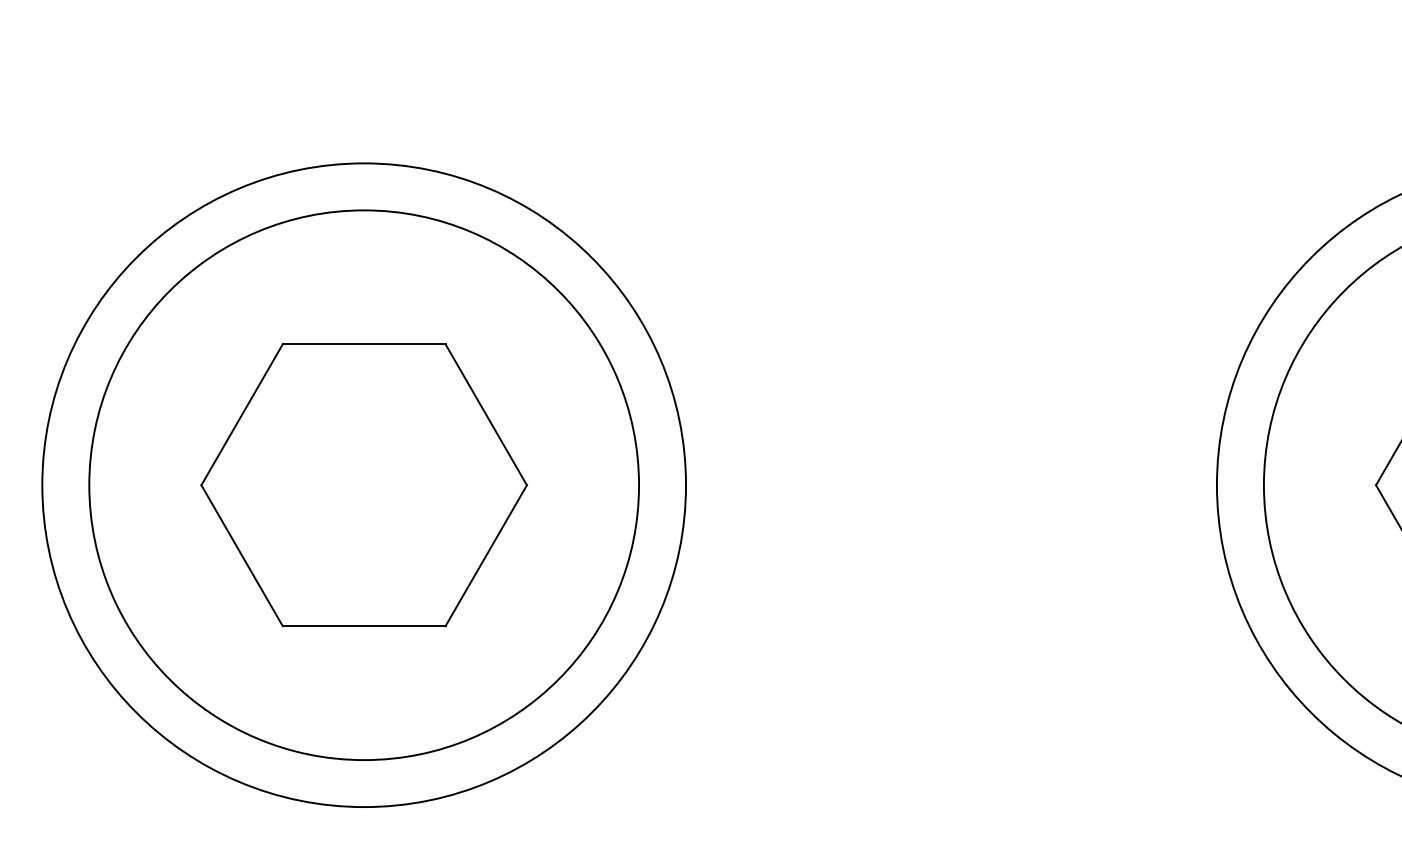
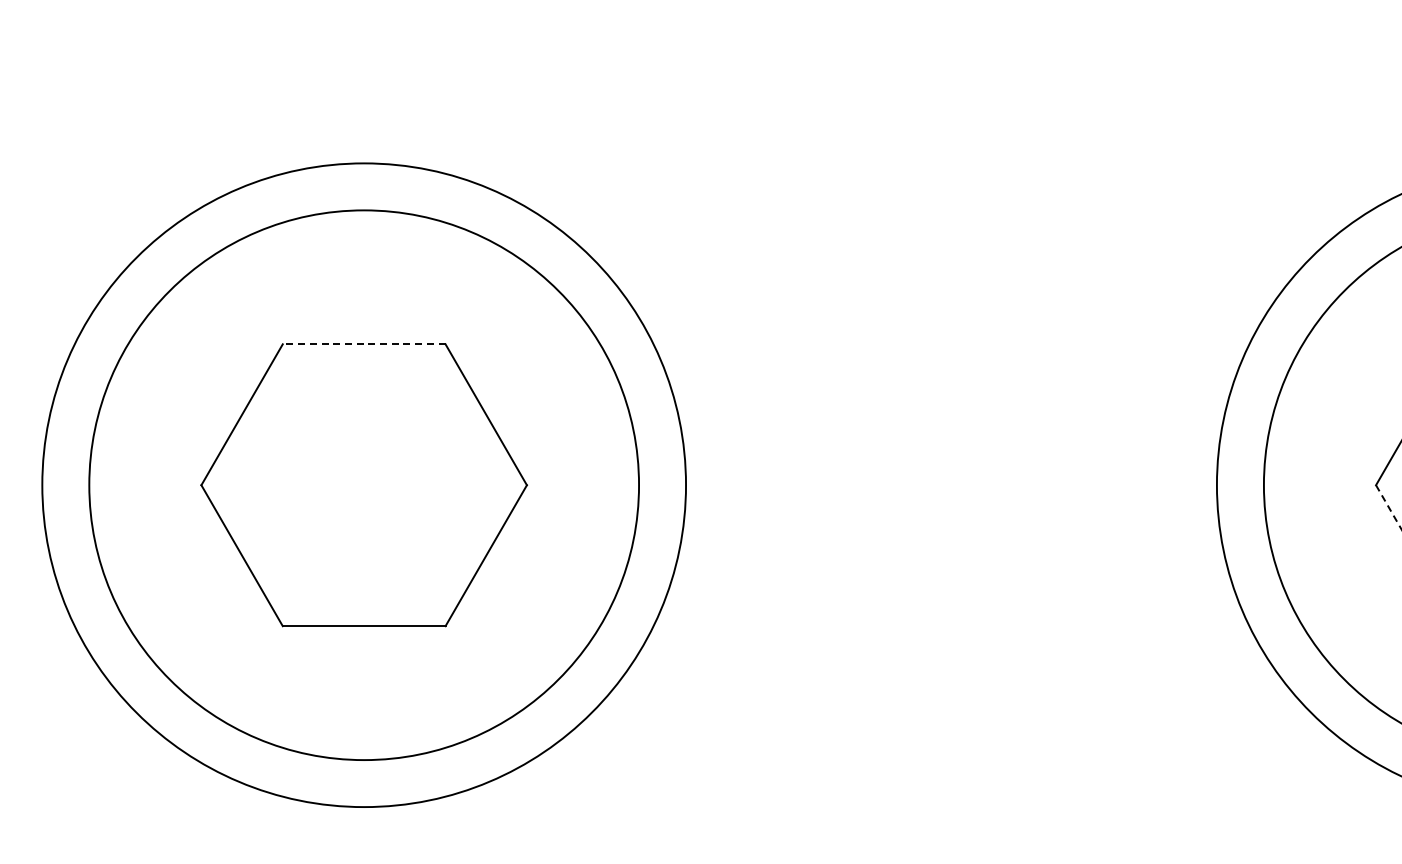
line: solid -> dashed (363, 344)
line: solid -> dashed (1389, 507)
